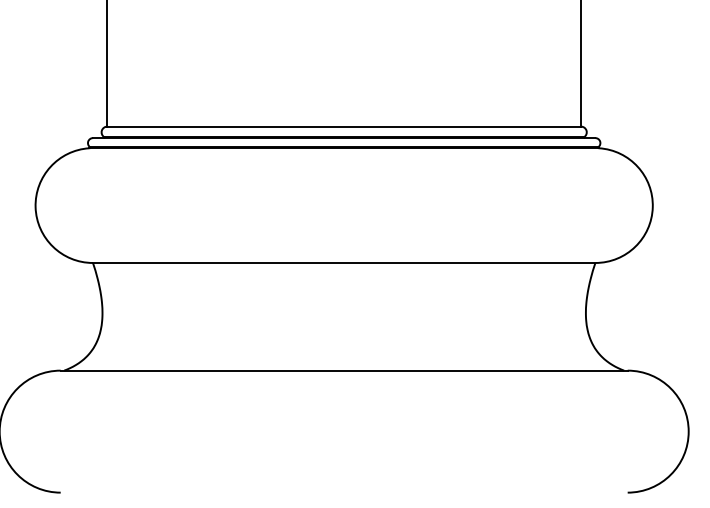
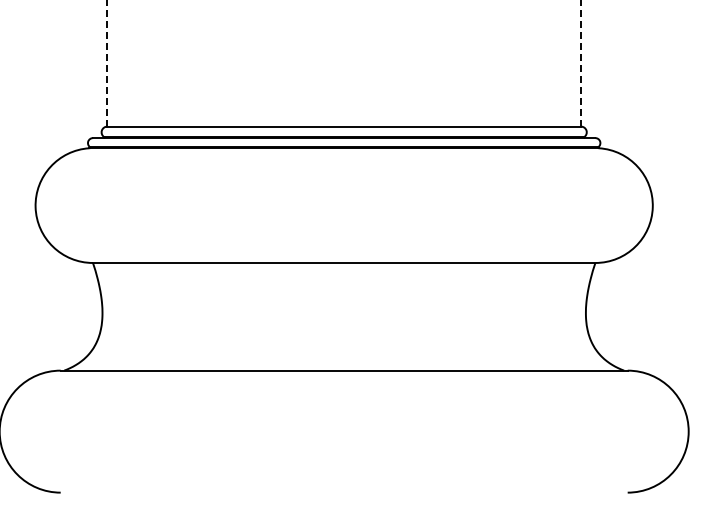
line: solid -> dashed (107, 63)
line: solid -> dashed (581, 63)
